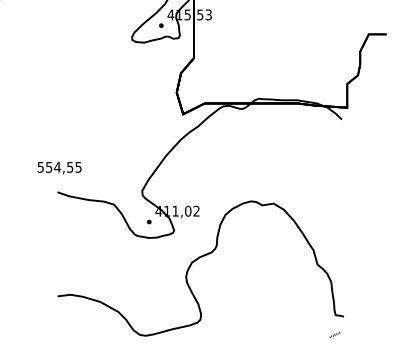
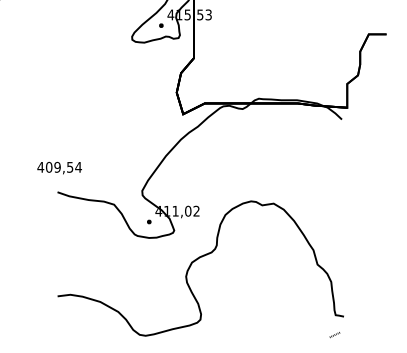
text: 554,55 -> 409,54 (59, 166)
